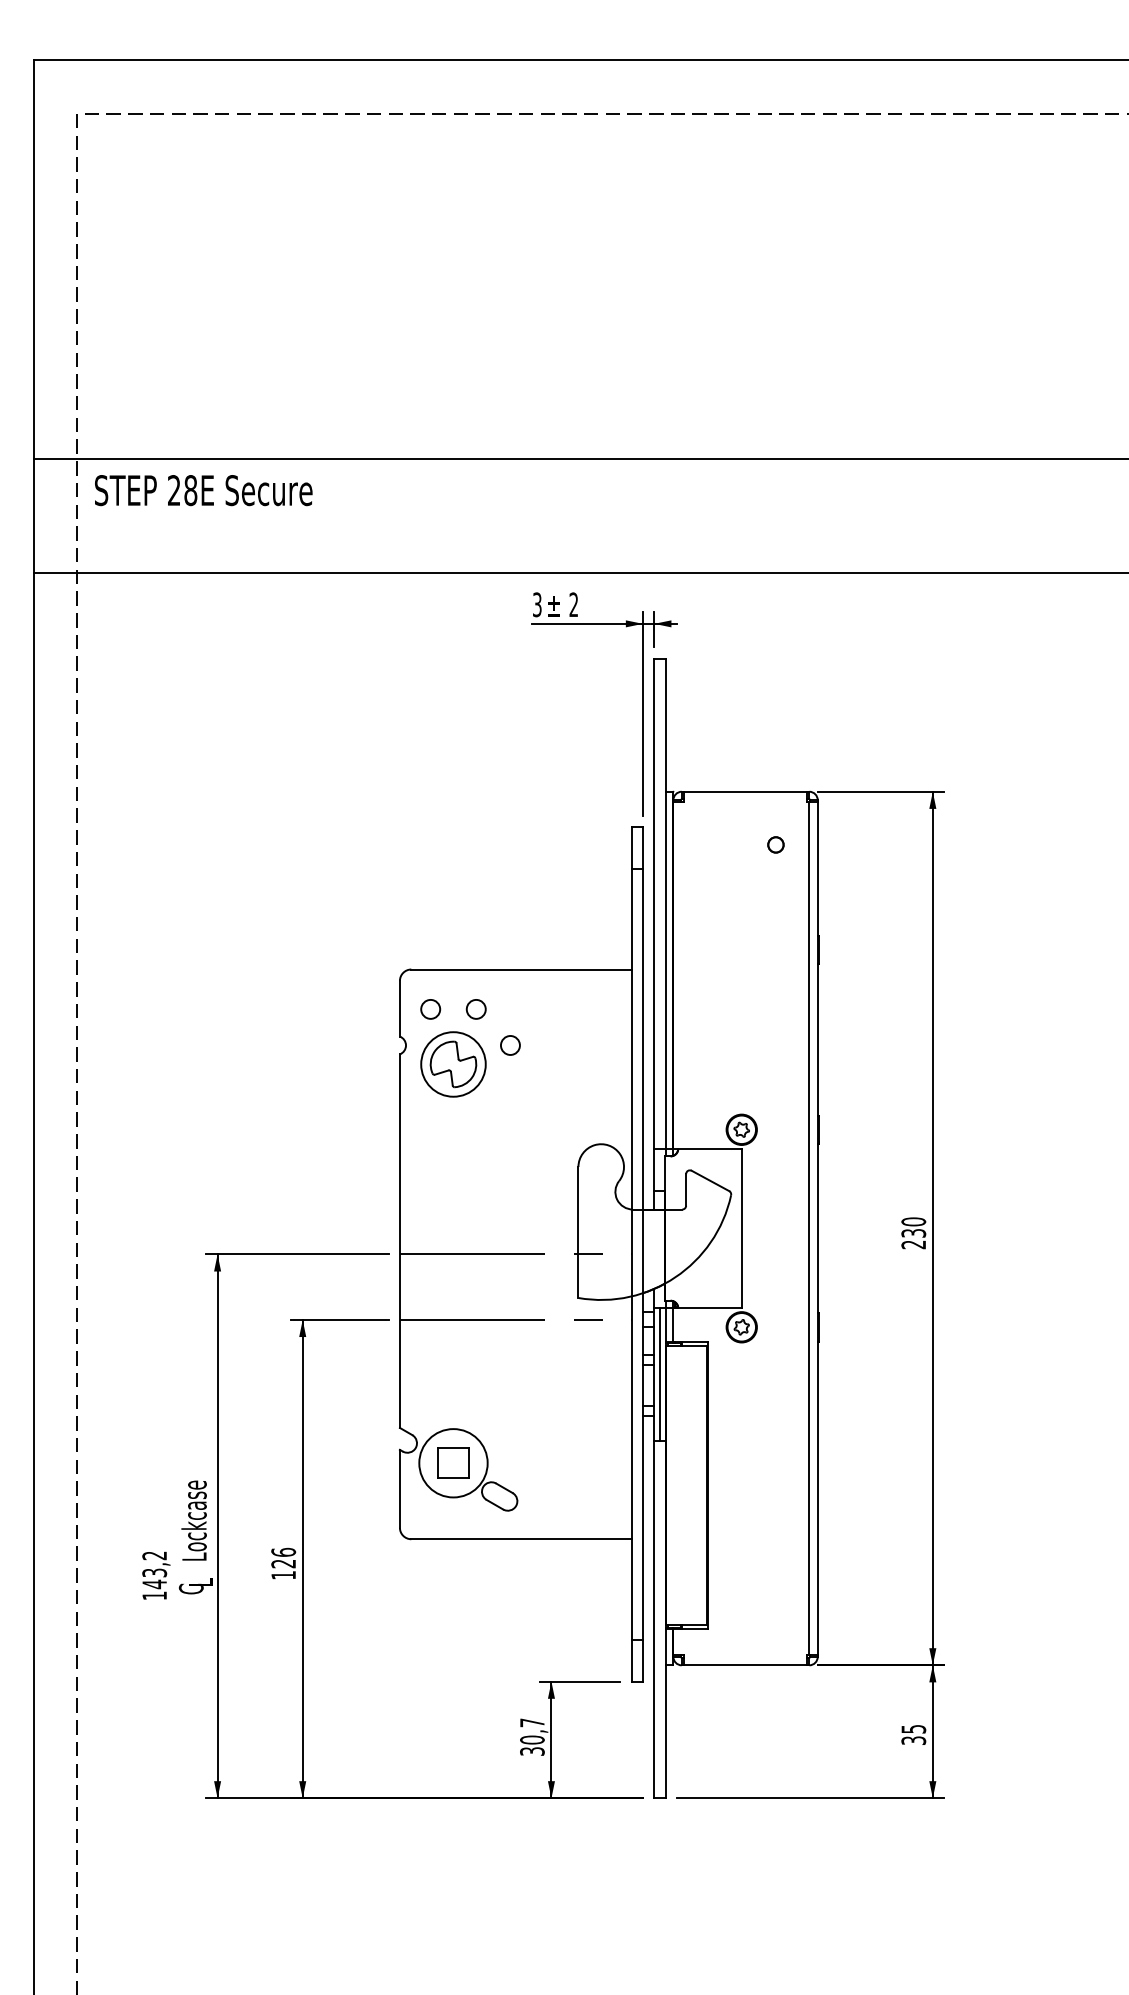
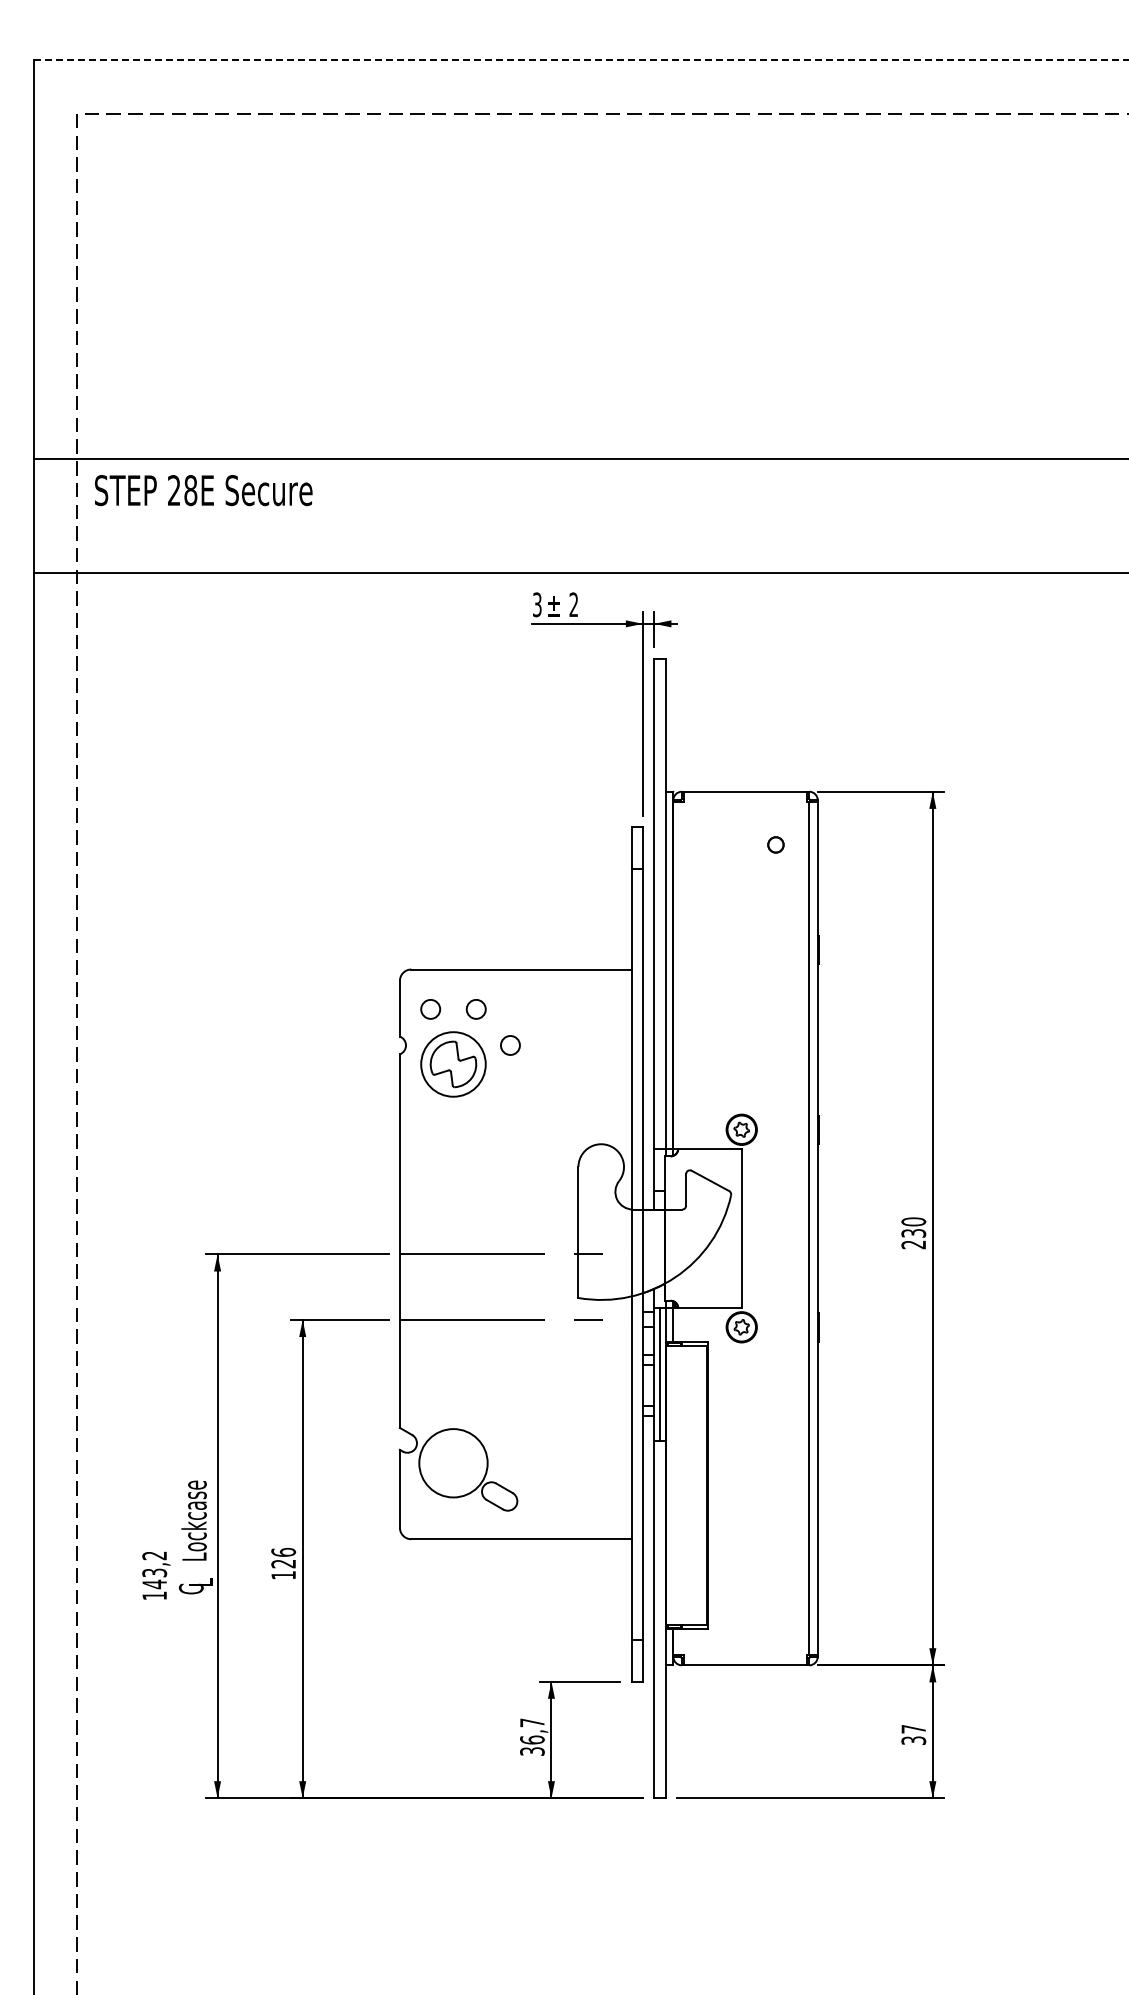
line: solid -> dashed (581, 59)
part: present -> none (453, 1462)
text: 35 -> 37 (913, 1729)
text: 30,7 -> 36,7 (532, 1739)
